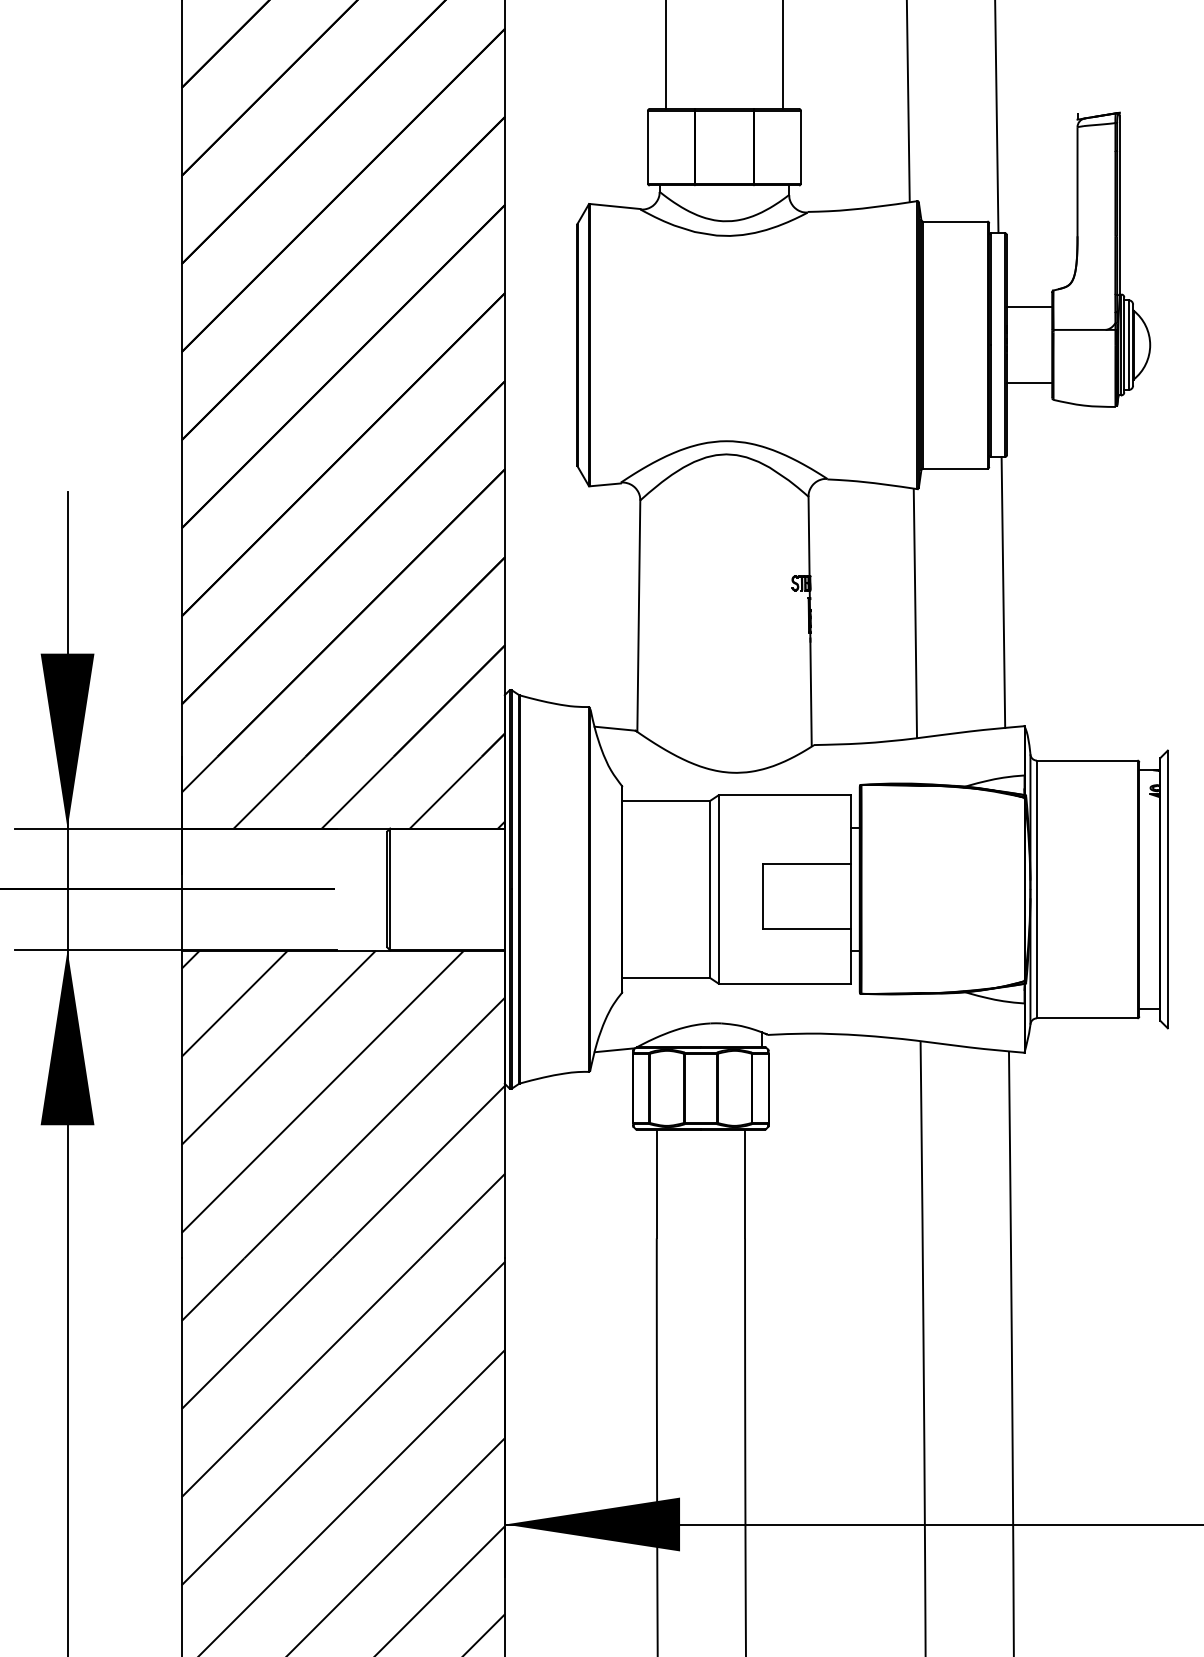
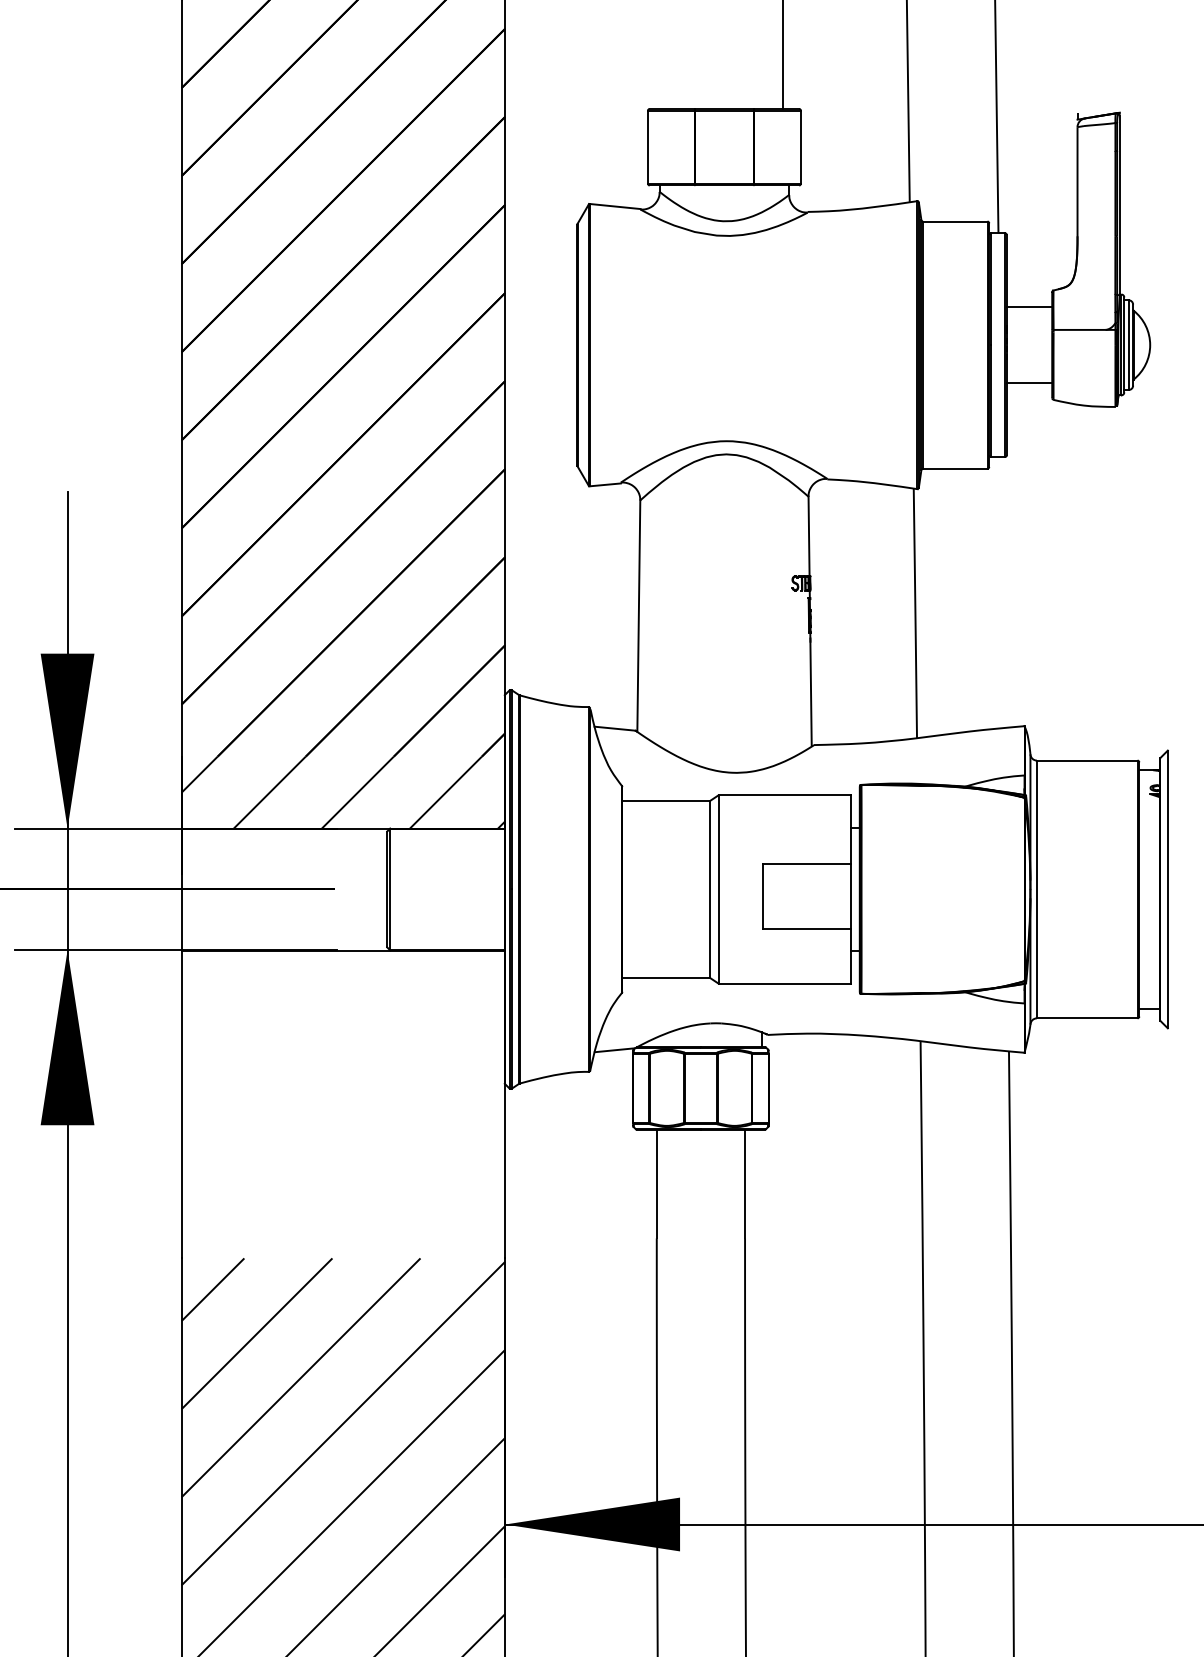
line: present -> none (665, 55)
line: present -> none (1003, 592)
hatch: present -> none (343, 1104)
